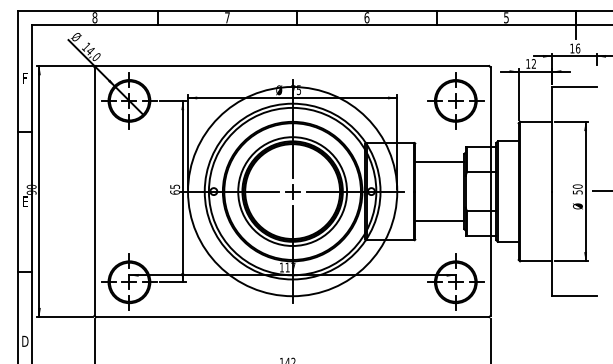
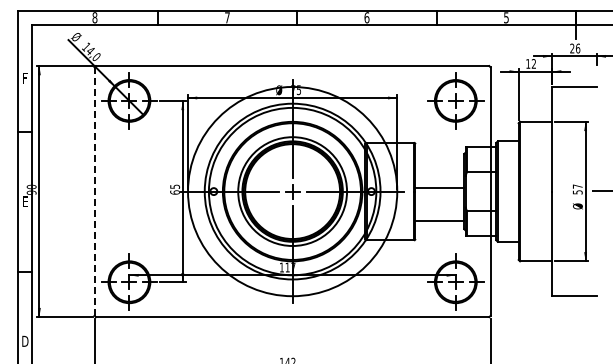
text: 16 -> 26 (572, 48)
line position: (439, 162) -> (439, 188) (439, 188)
text: 50 -> 57 (577, 186)
line: solid -> dashed (94, 192)
